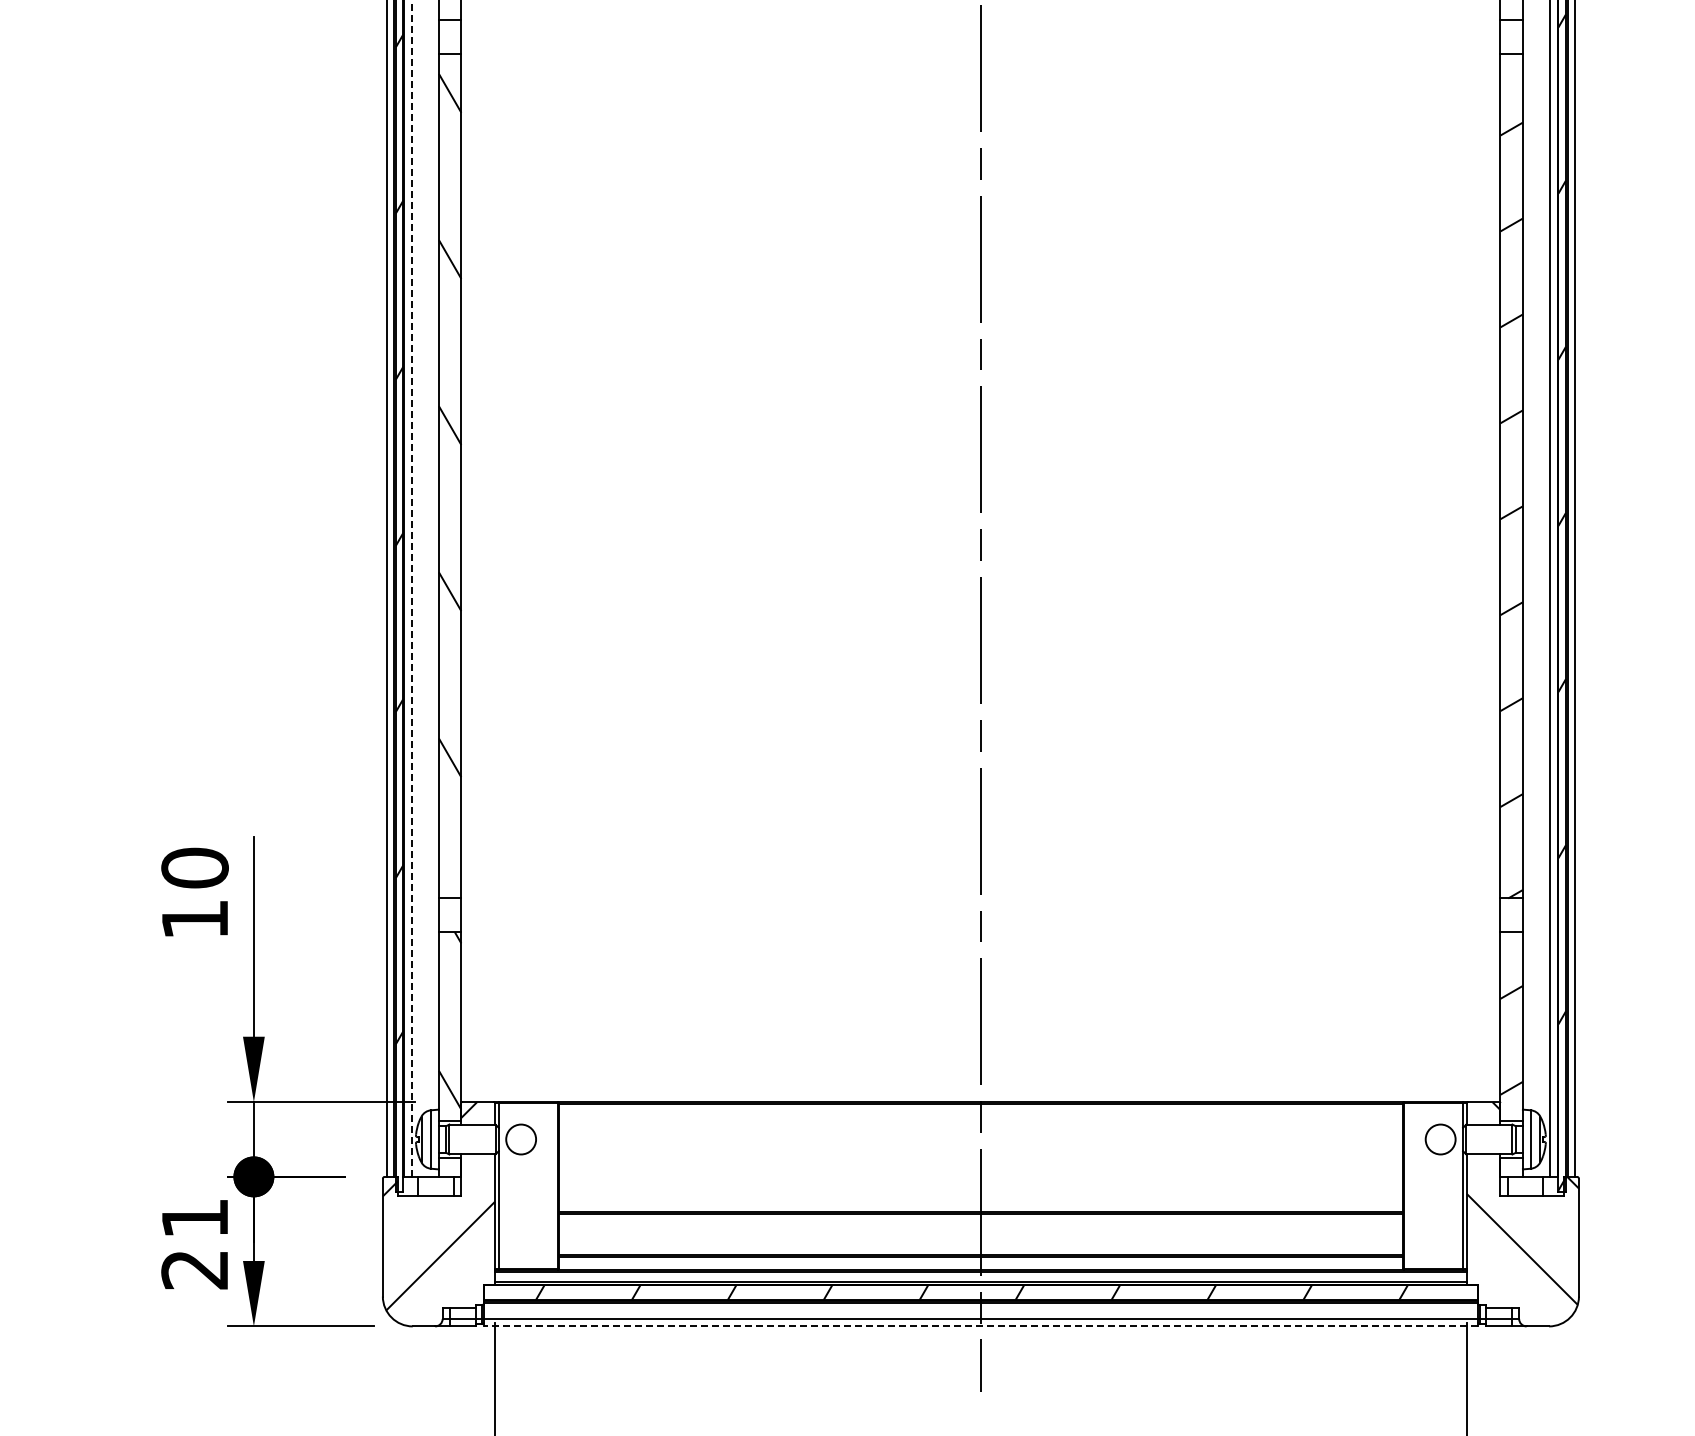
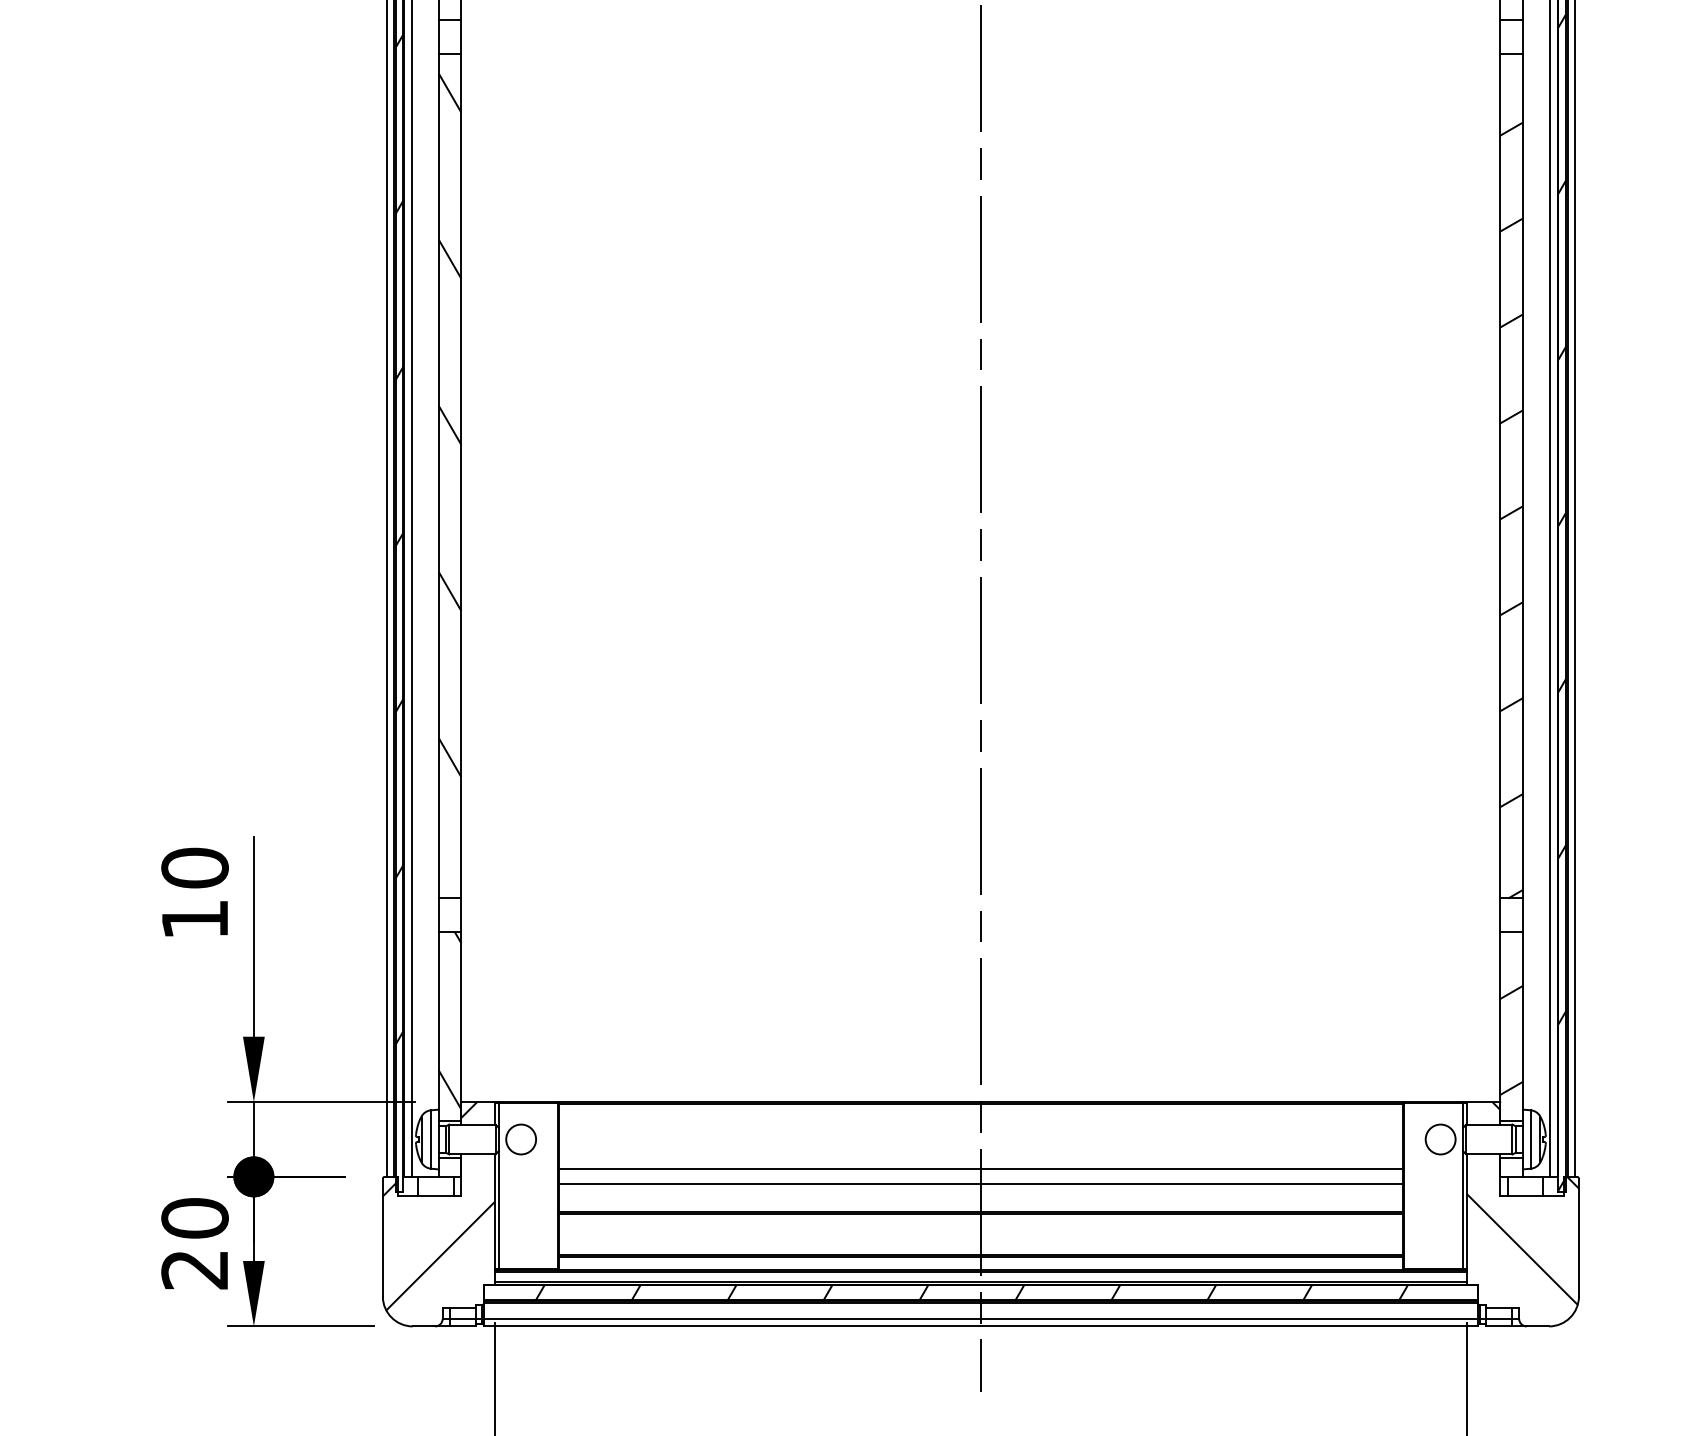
line: dashed -> solid (411, 588)
line: none -> present (980, 1169)
line: none -> present (980, 1184)
text: 21 -> 20 (194, 1218)
line: dashed -> solid (980, 1326)
